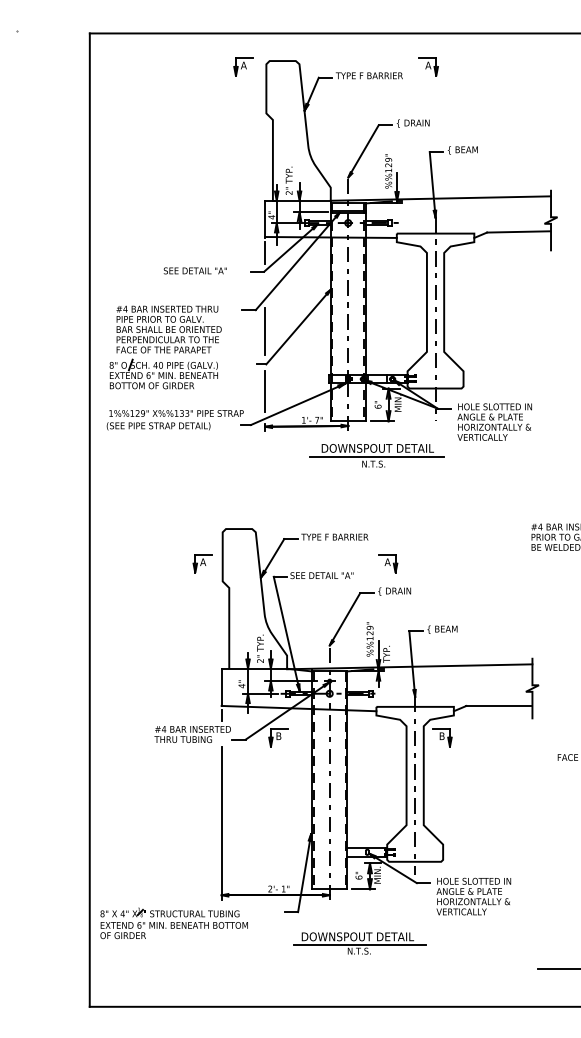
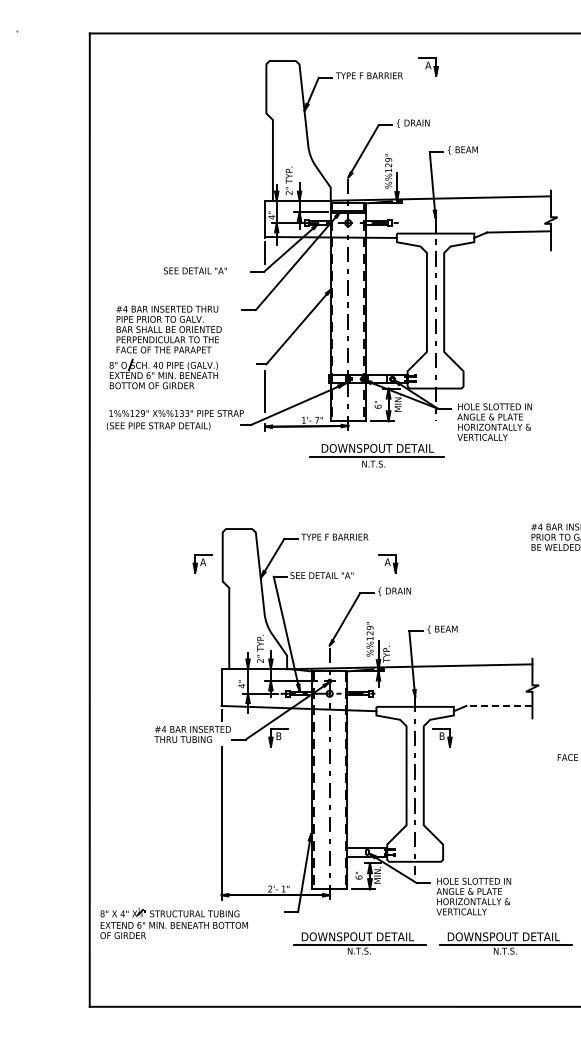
part: present -> none (243, 66)
line: present -> none (265, 331)
line: solid -> dashed (498, 705)
part: none -> present (505, 943)
line: present -> none (557, 968)
